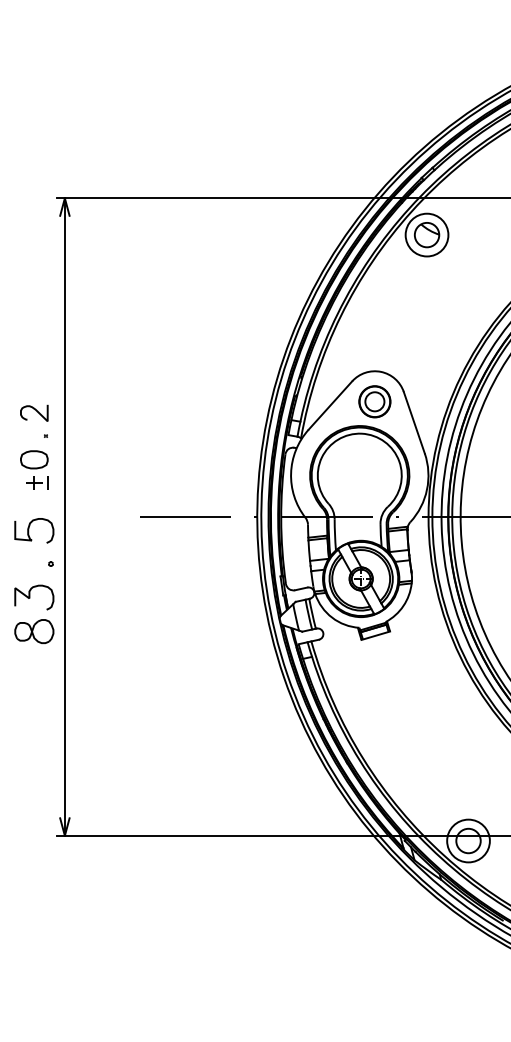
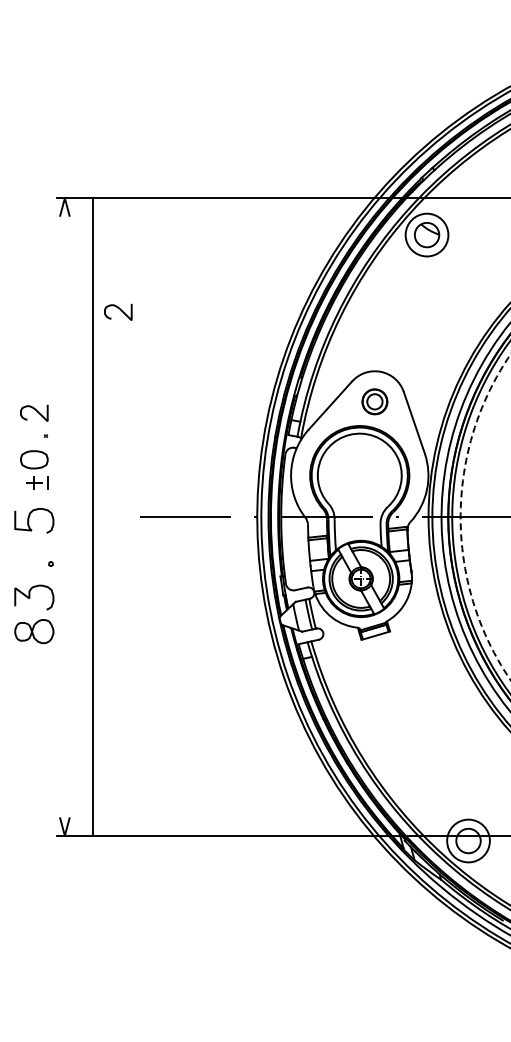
curve: none -> present (119, 309)
part size: 34x34 px -> 28x28 px (374, 401)
line position: (64, 516) -> (92, 516) (92, 516)
arc: solid -> dashed (460, 517)
curve position: (29, 530) -> (29, 520) (29, 520)
